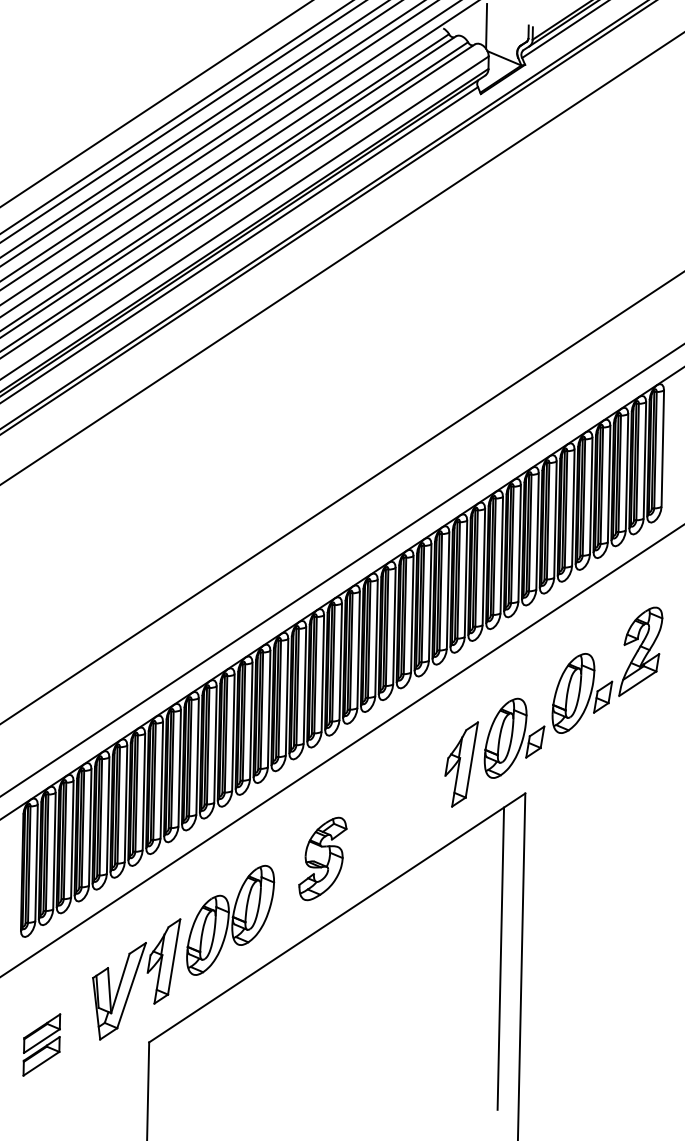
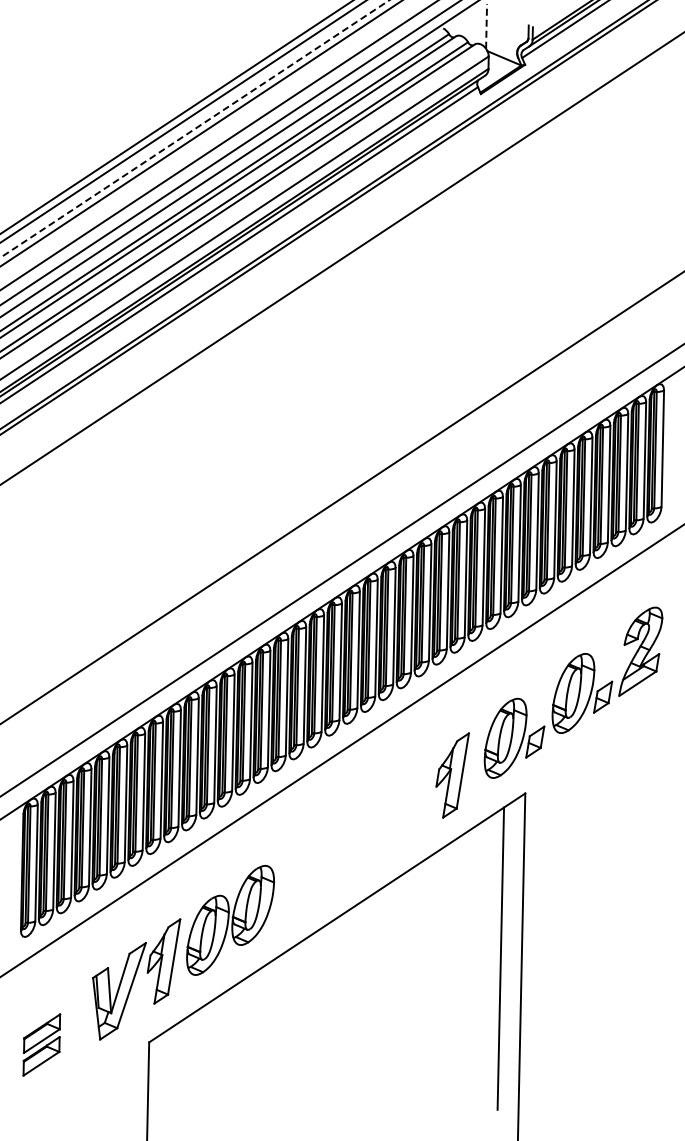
line: solid -> dashed (486, 25)
line: present -> none (156, 103)
line: solid -> dashed (194, 128)
line: present -> none (212, 141)
part position: (461, 764) -> (452, 775) (452, 775)
part: present -> none (322, 858)
